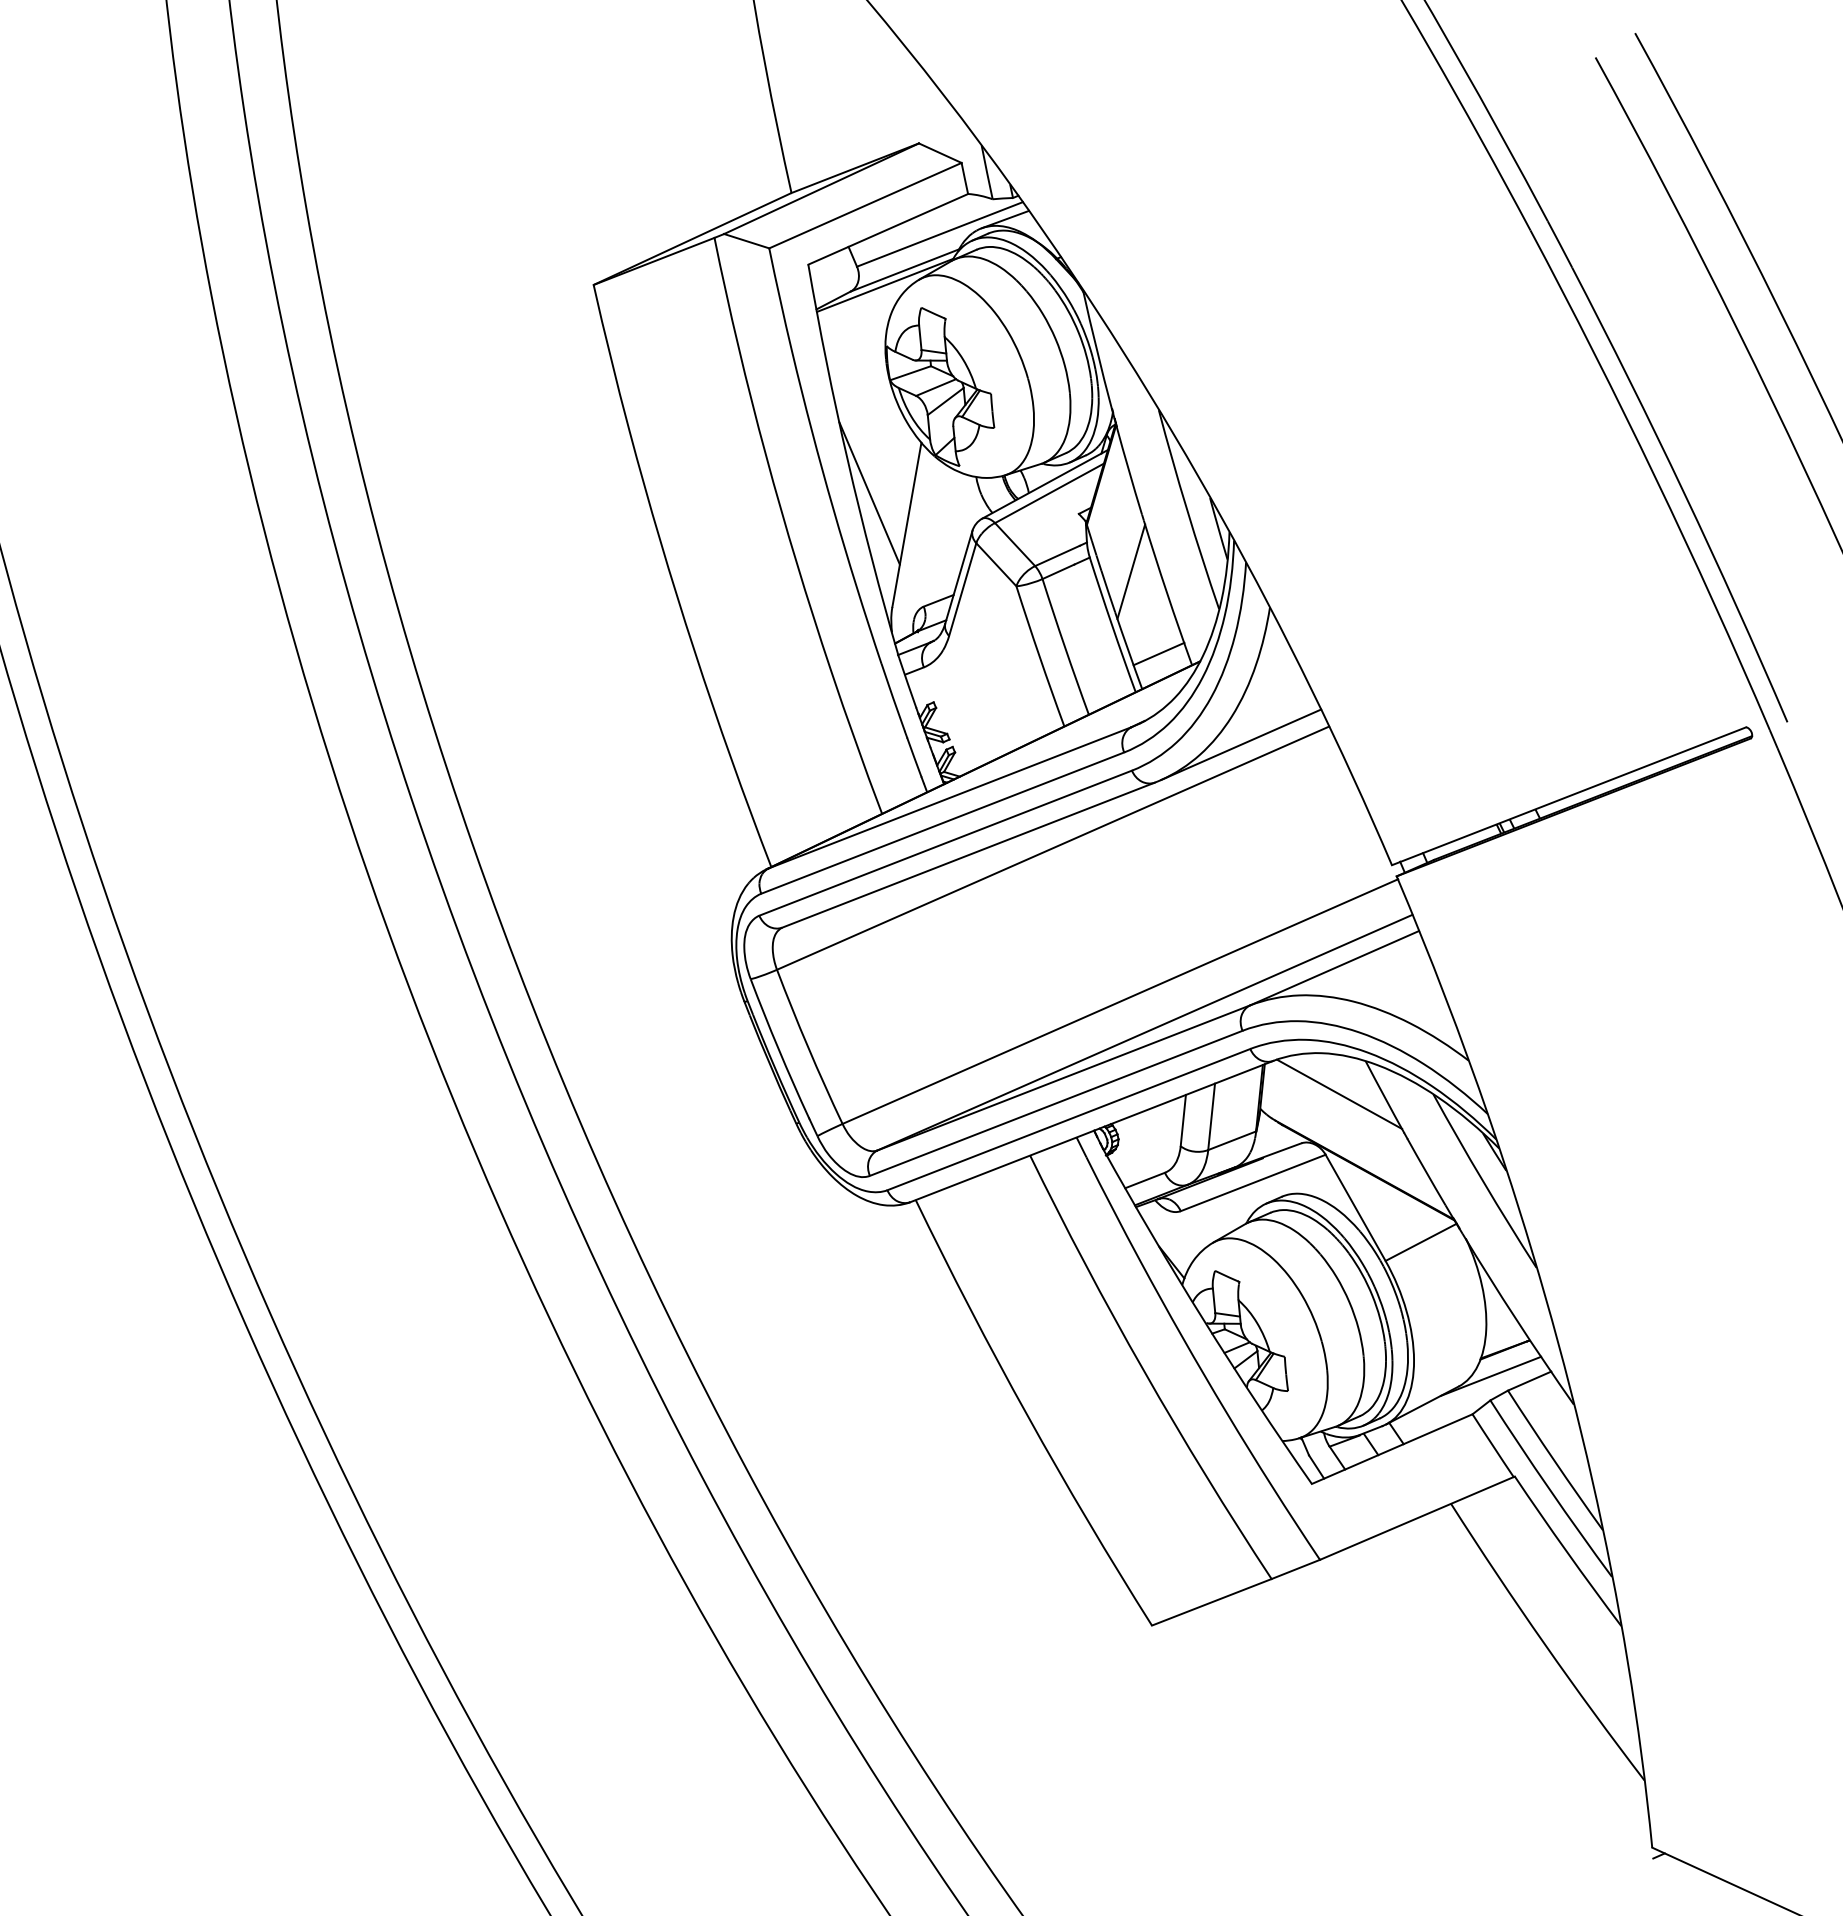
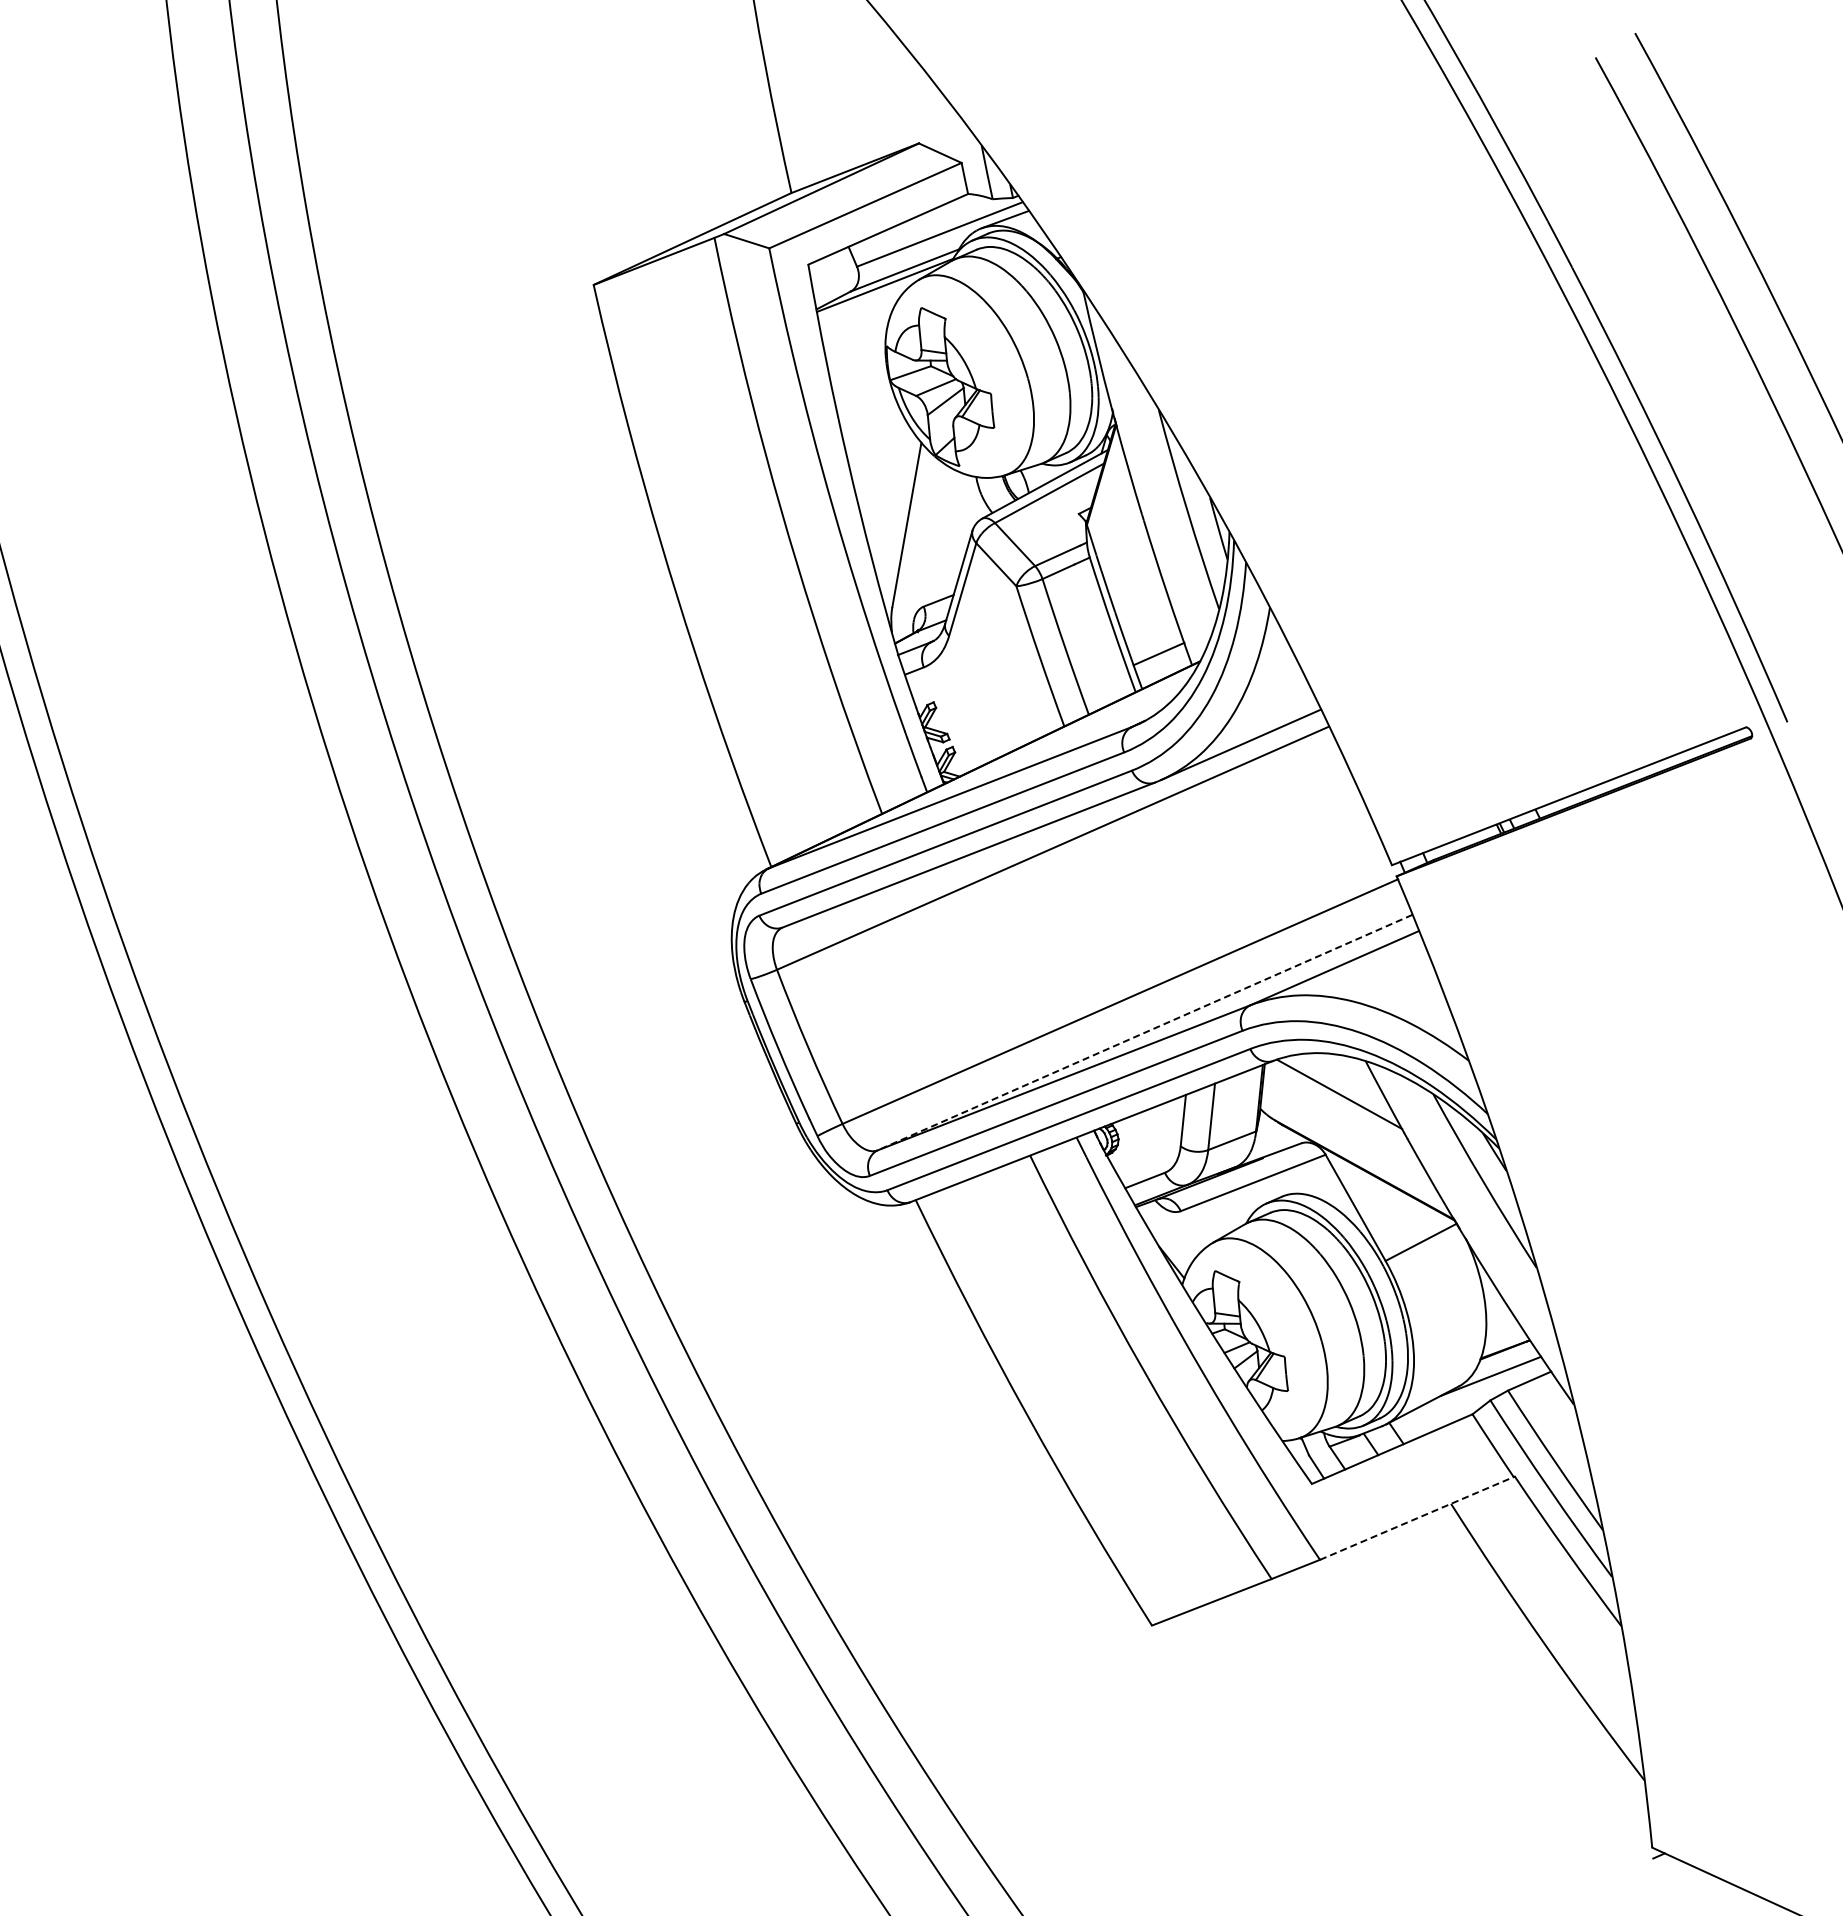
line: present -> none (869, 493)
line: present -> none (1131, 571)
line: solid -> dashed (1144, 1032)
line: solid -> dashed (1417, 1518)
